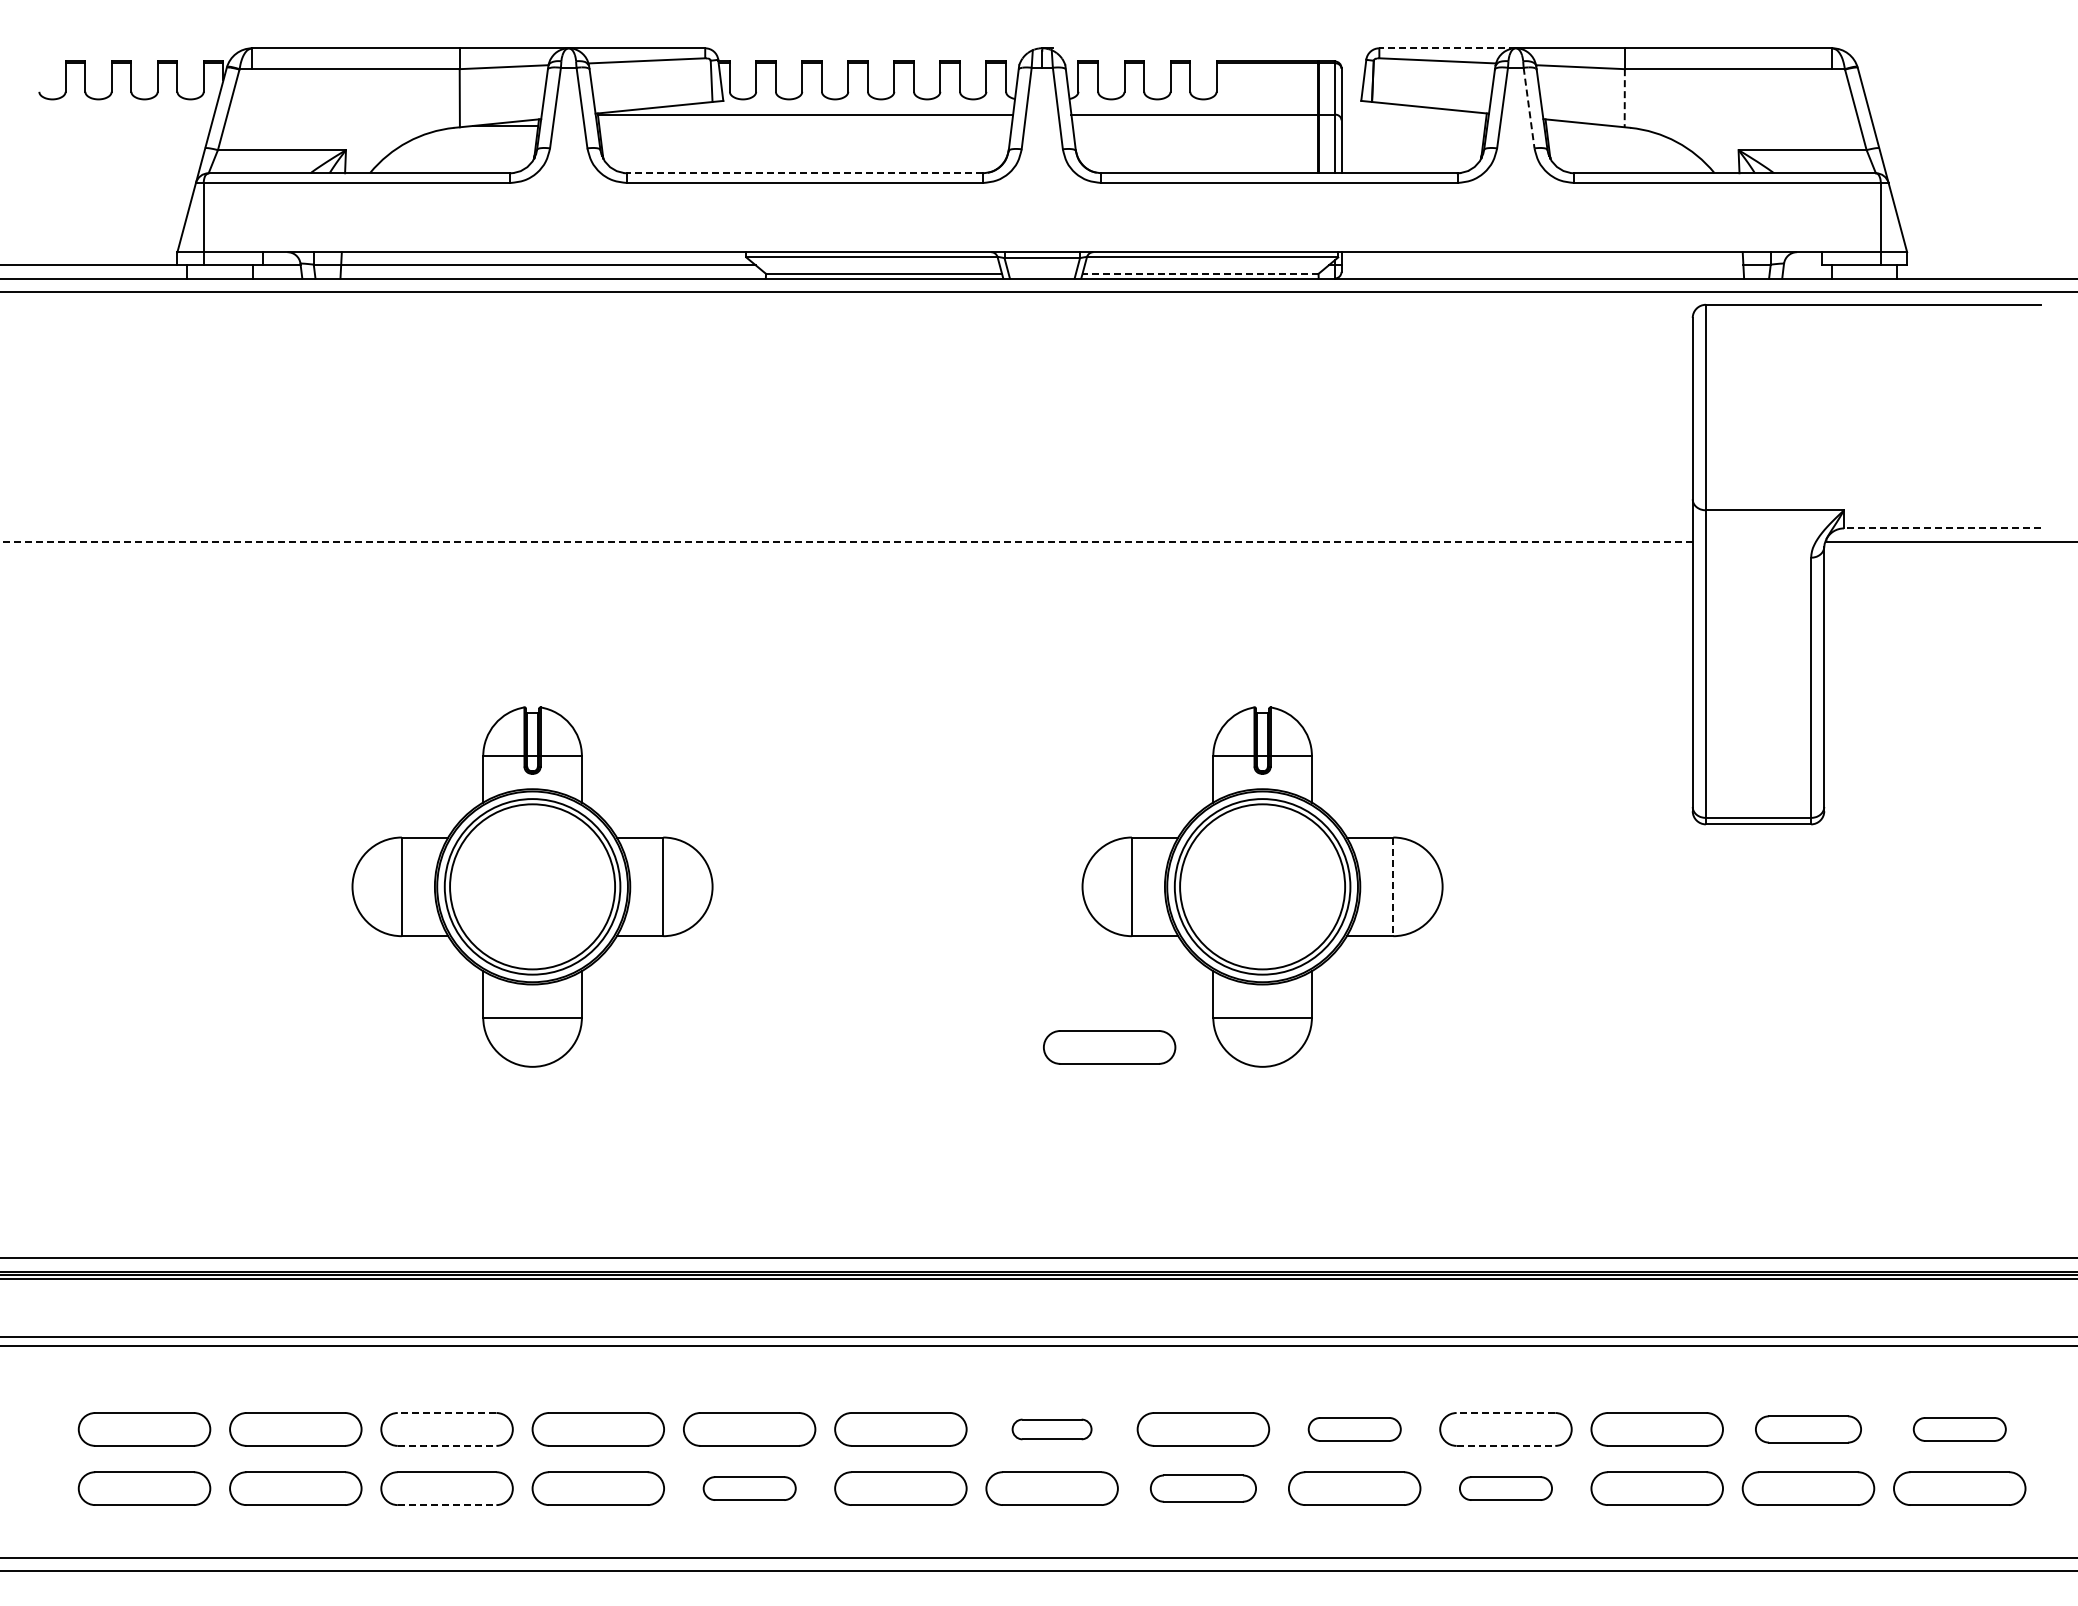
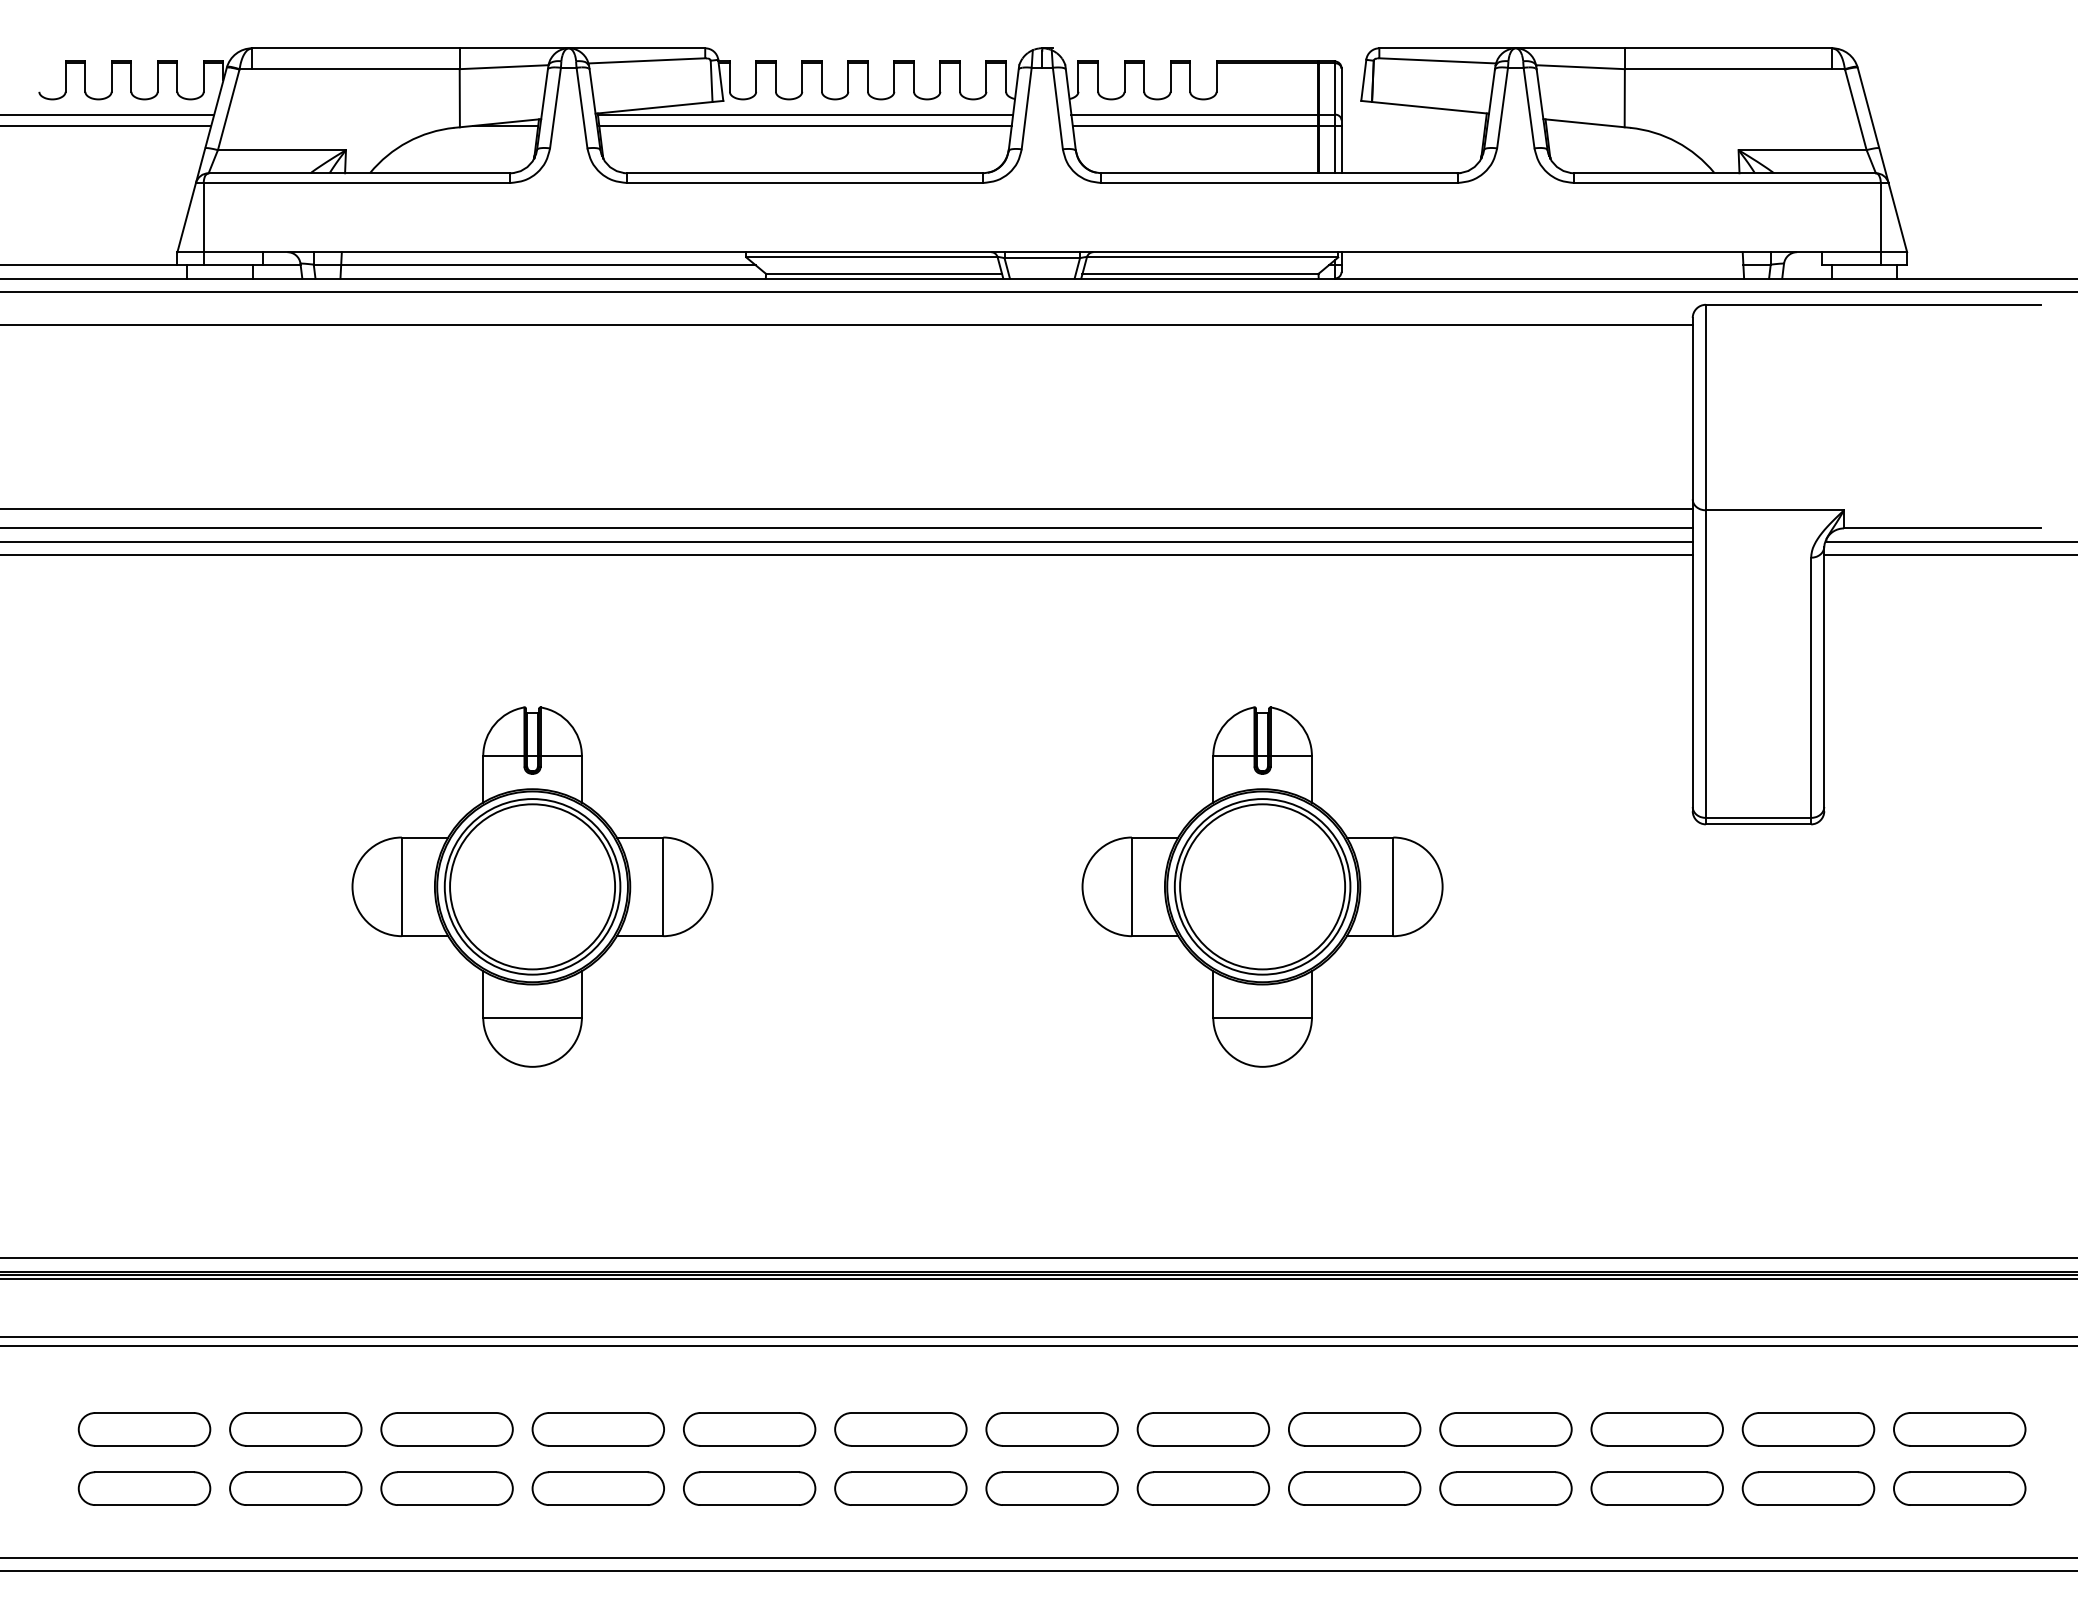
line: dashed -> solid (1446, 48)
line: dashed -> solid (1624, 98)
line: dashed -> solid (1529, 108)
line: none -> present (108, 114)
line: none -> present (106, 125)
line: none -> present (805, 125)
line: none -> present (1206, 125)
line: dashed -> solid (804, 173)
line: dashed -> solid (1200, 273)
line: none -> present (847, 324)
line: none -> present (847, 508)
line: none -> present (847, 528)
line: dashed -> solid (1942, 528)
line: dashed -> solid (846, 541)
line: none -> present (847, 554)
line: none -> present (1949, 554)
line: dashed -> solid (1393, 887)
part: present -> none (1109, 1047)
line: dashed -> solid (446, 1413)
line: dashed -> solid (1505, 1413)
part size: 82x23 px -> 134x35 px (1051, 1429)
part size: 95x25 px -> 134x35 px (1354, 1429)
part size: 107x29 px -> 135x35 px (1808, 1429)
part size: 95x25 px -> 134x35 px (1959, 1429)
line: dashed -> solid (447, 1445)
line: dashed -> solid (1506, 1445)
part size: 95x25 px -> 134x35 px (749, 1488)
part size: 107x29 px -> 135x35 px (1203, 1488)
part size: 94x25 px -> 134x35 px (1505, 1488)
line: dashed -> solid (447, 1505)
